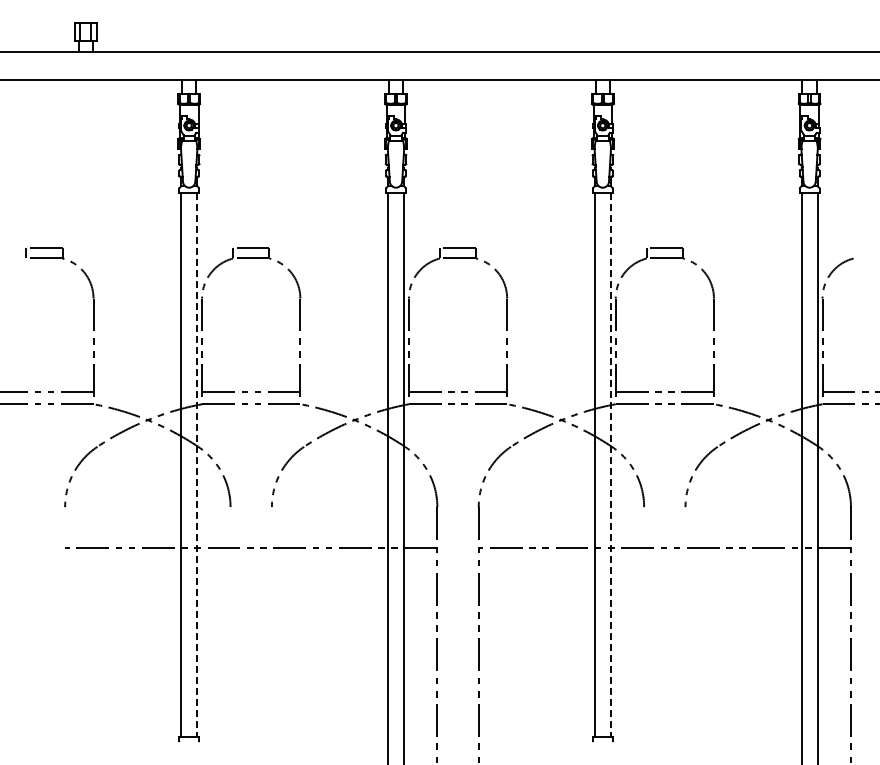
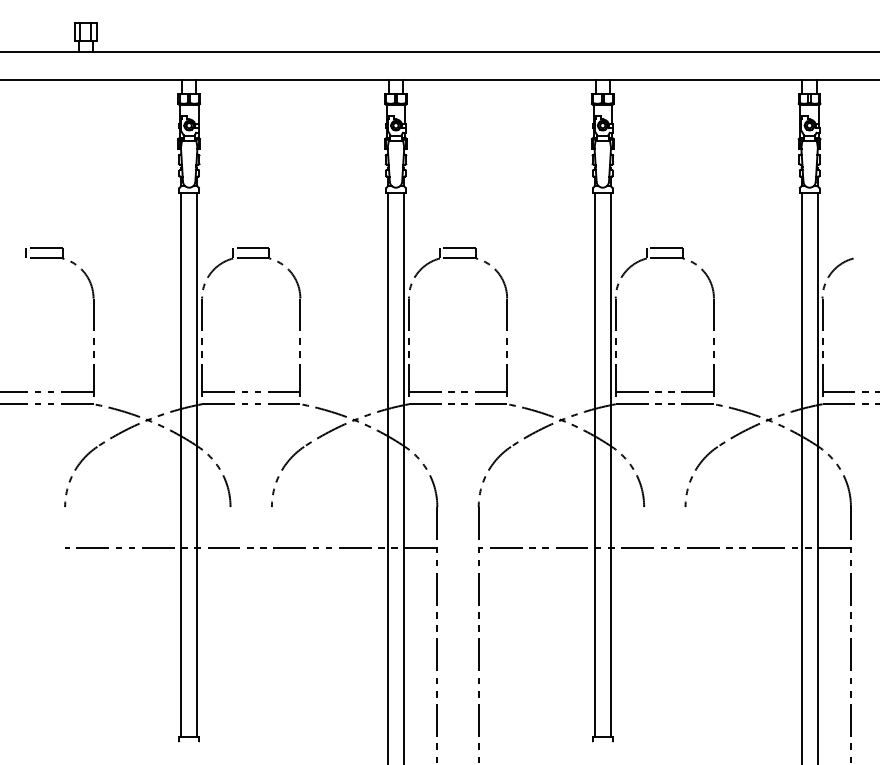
line: dashed -> solid (197, 464)
line: dashed -> solid (610, 464)
